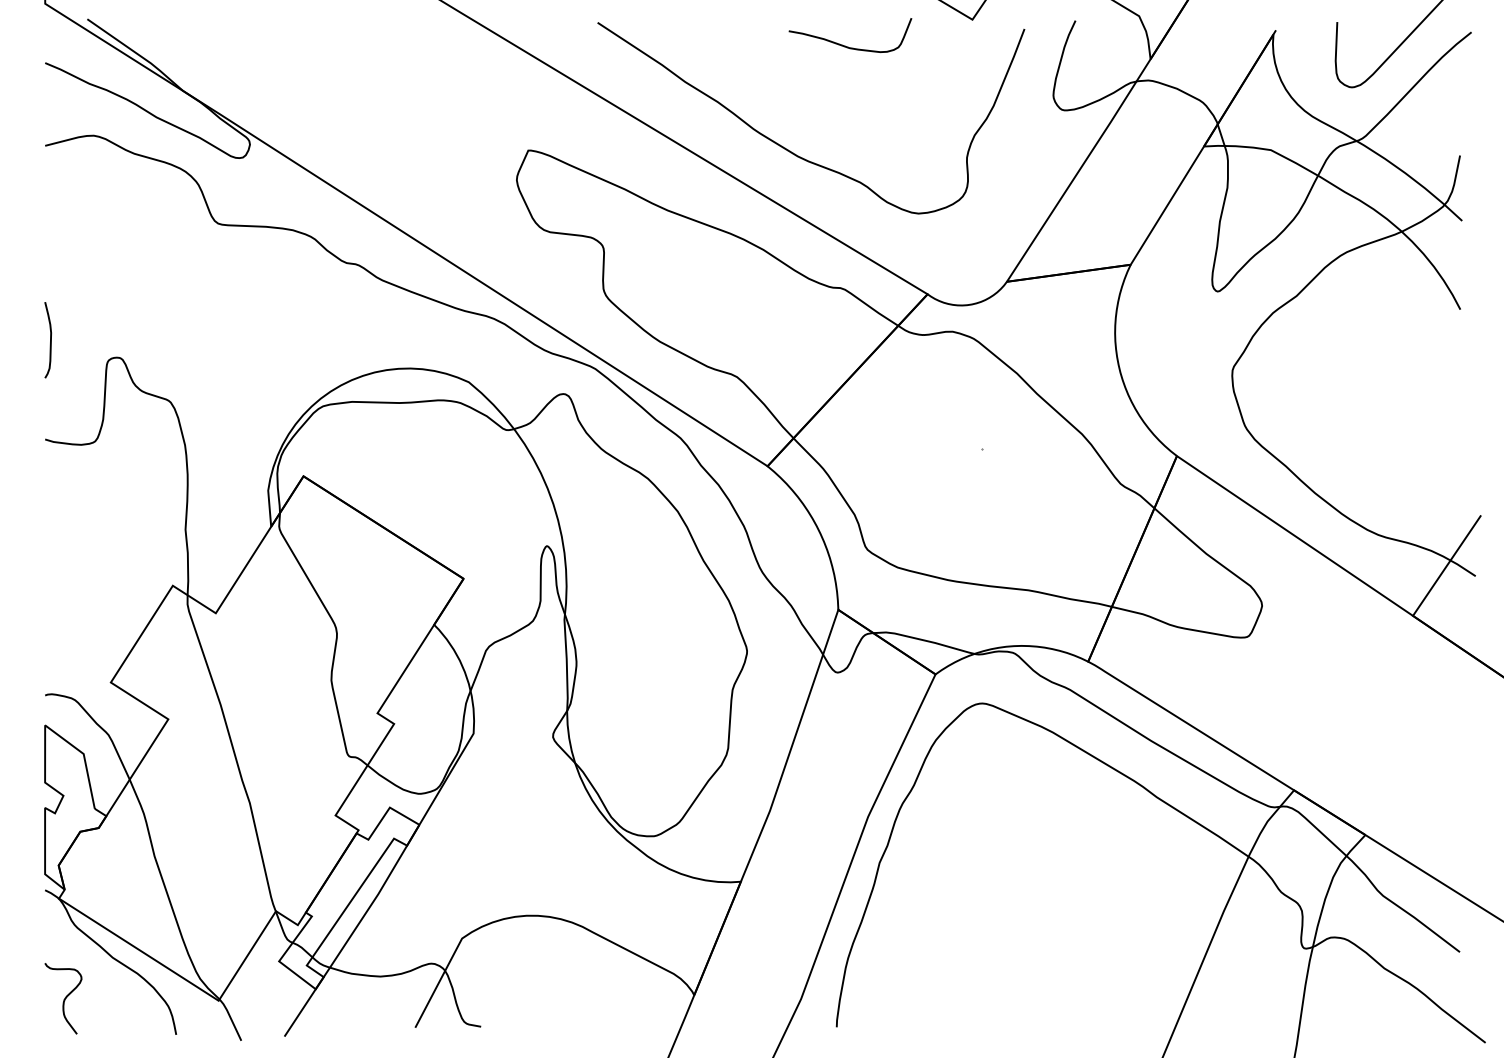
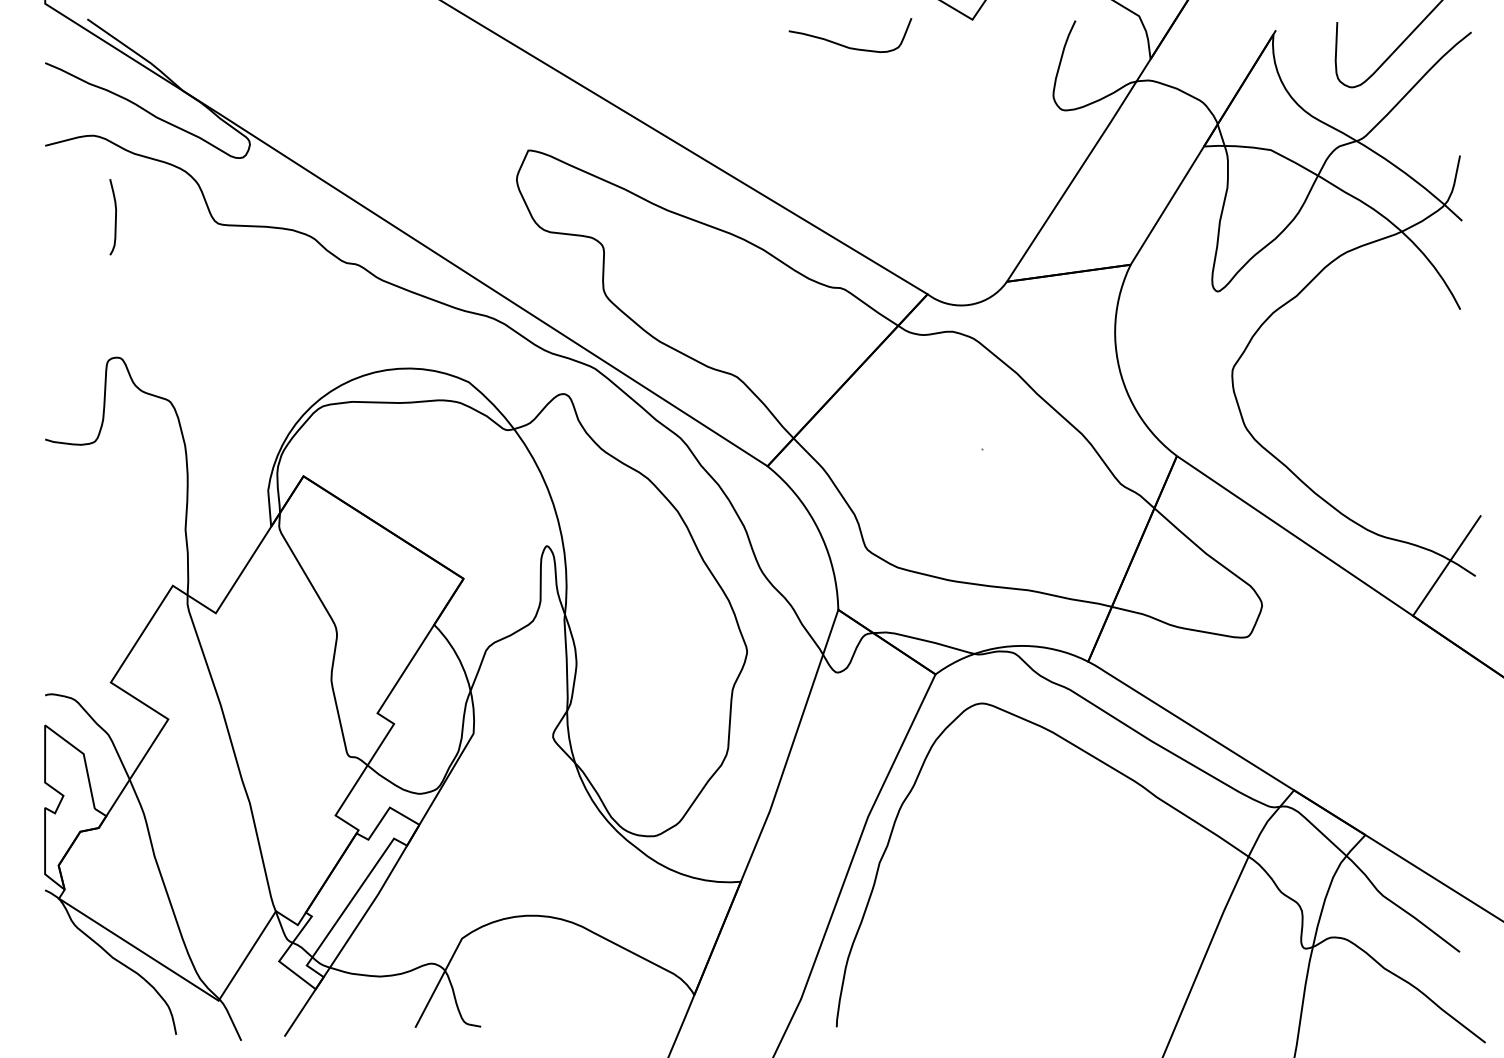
curve: present -> none (790, 150)
curve position: (50, 340) -> (115, 217) (115, 217)
curve: present -> none (64, 998)
